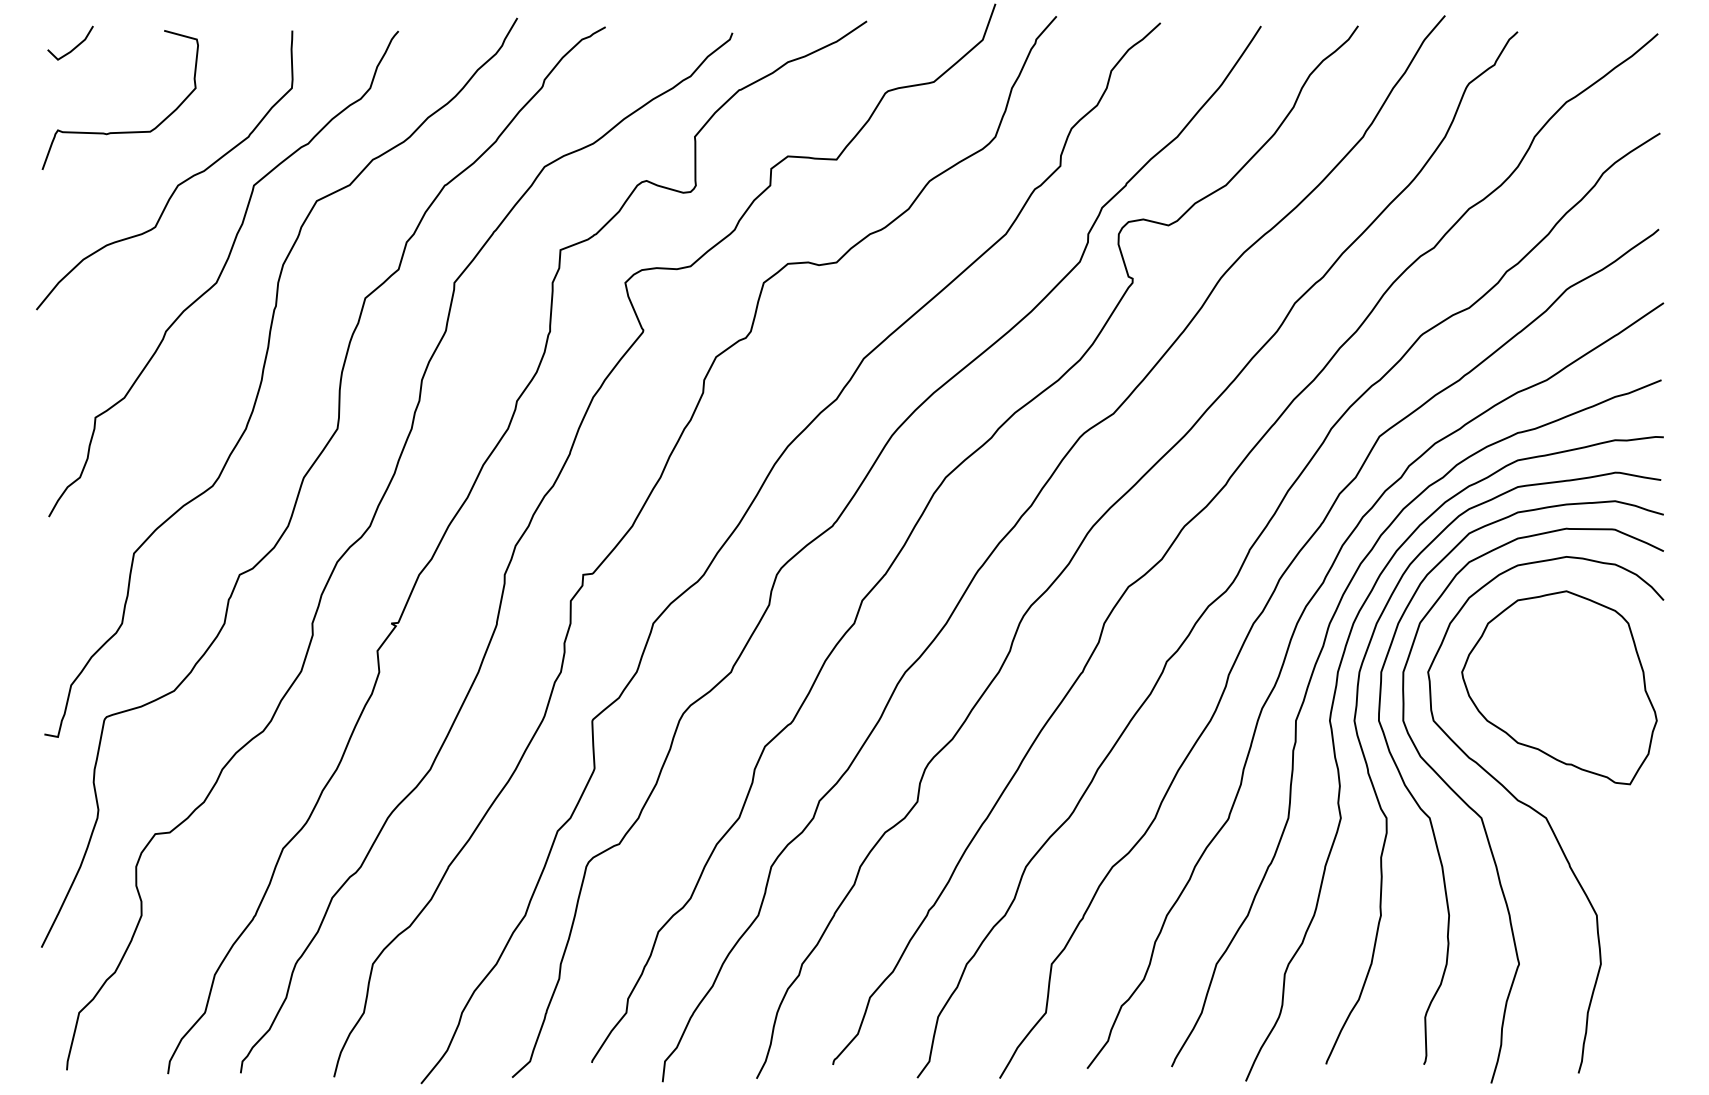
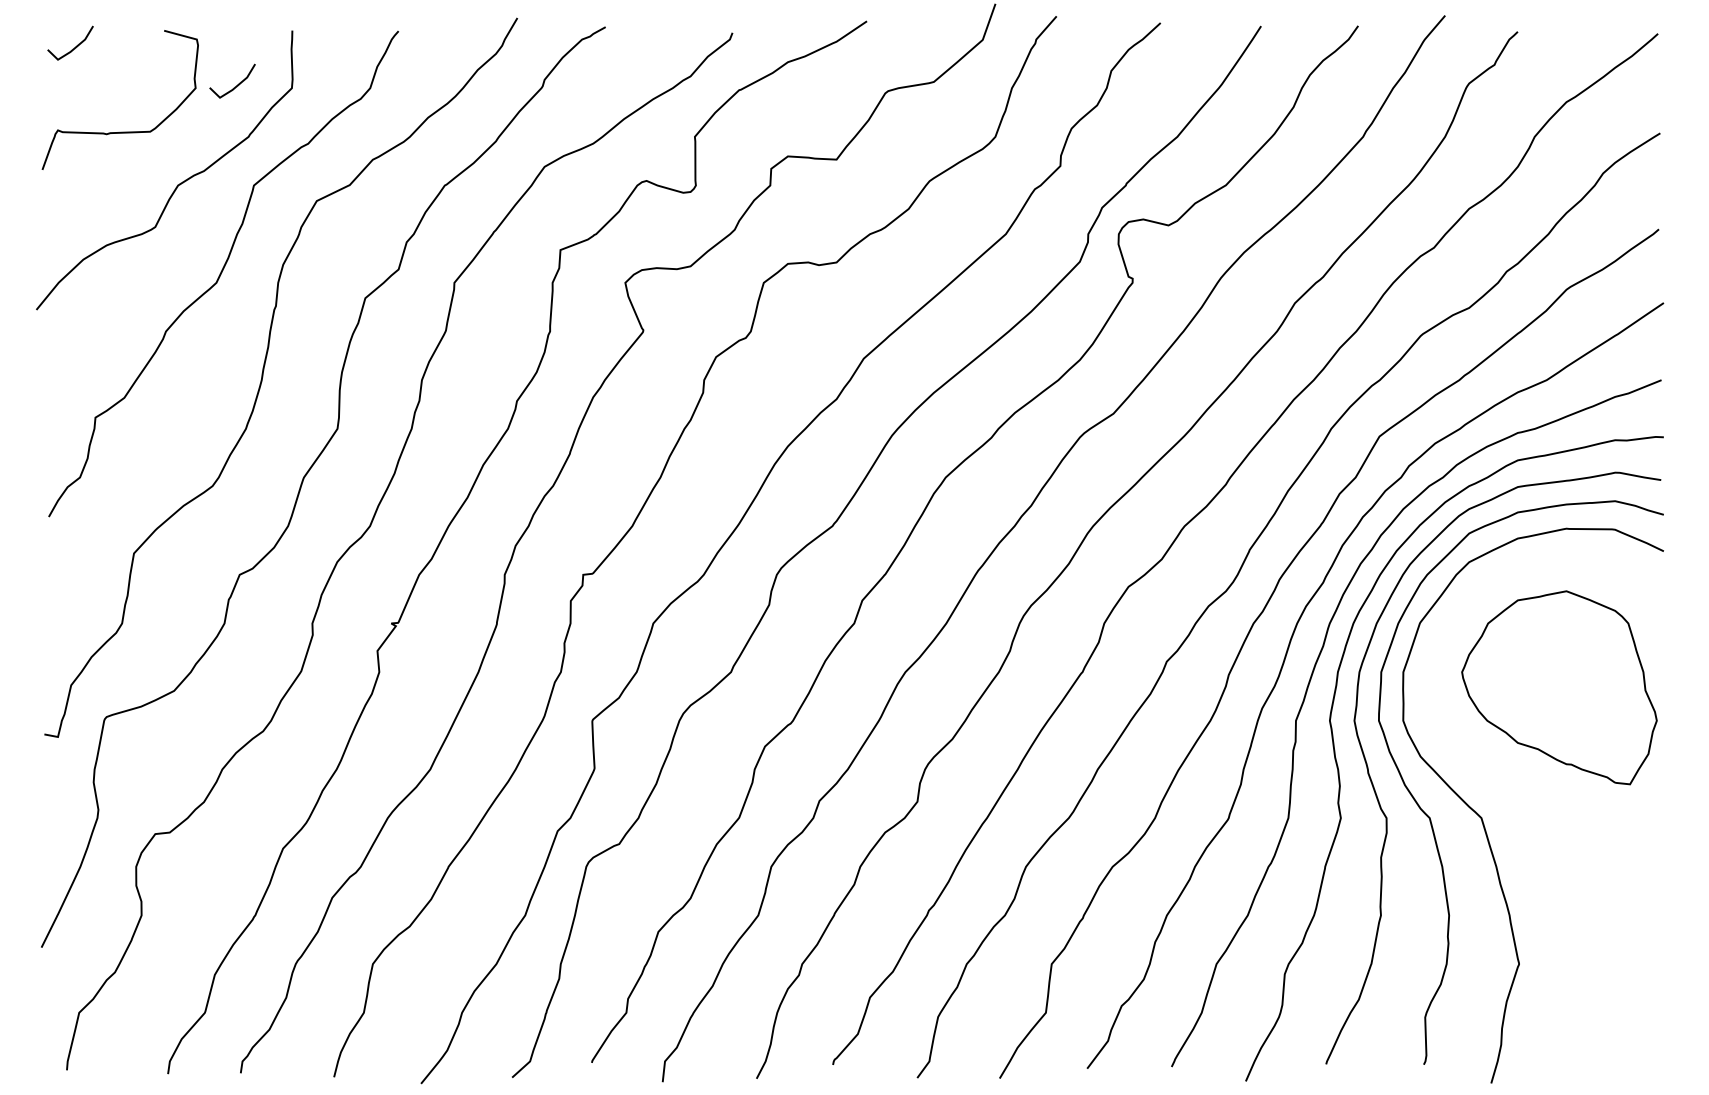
line: none -> present (237, 84)
curve: present -> none (1544, 815)
